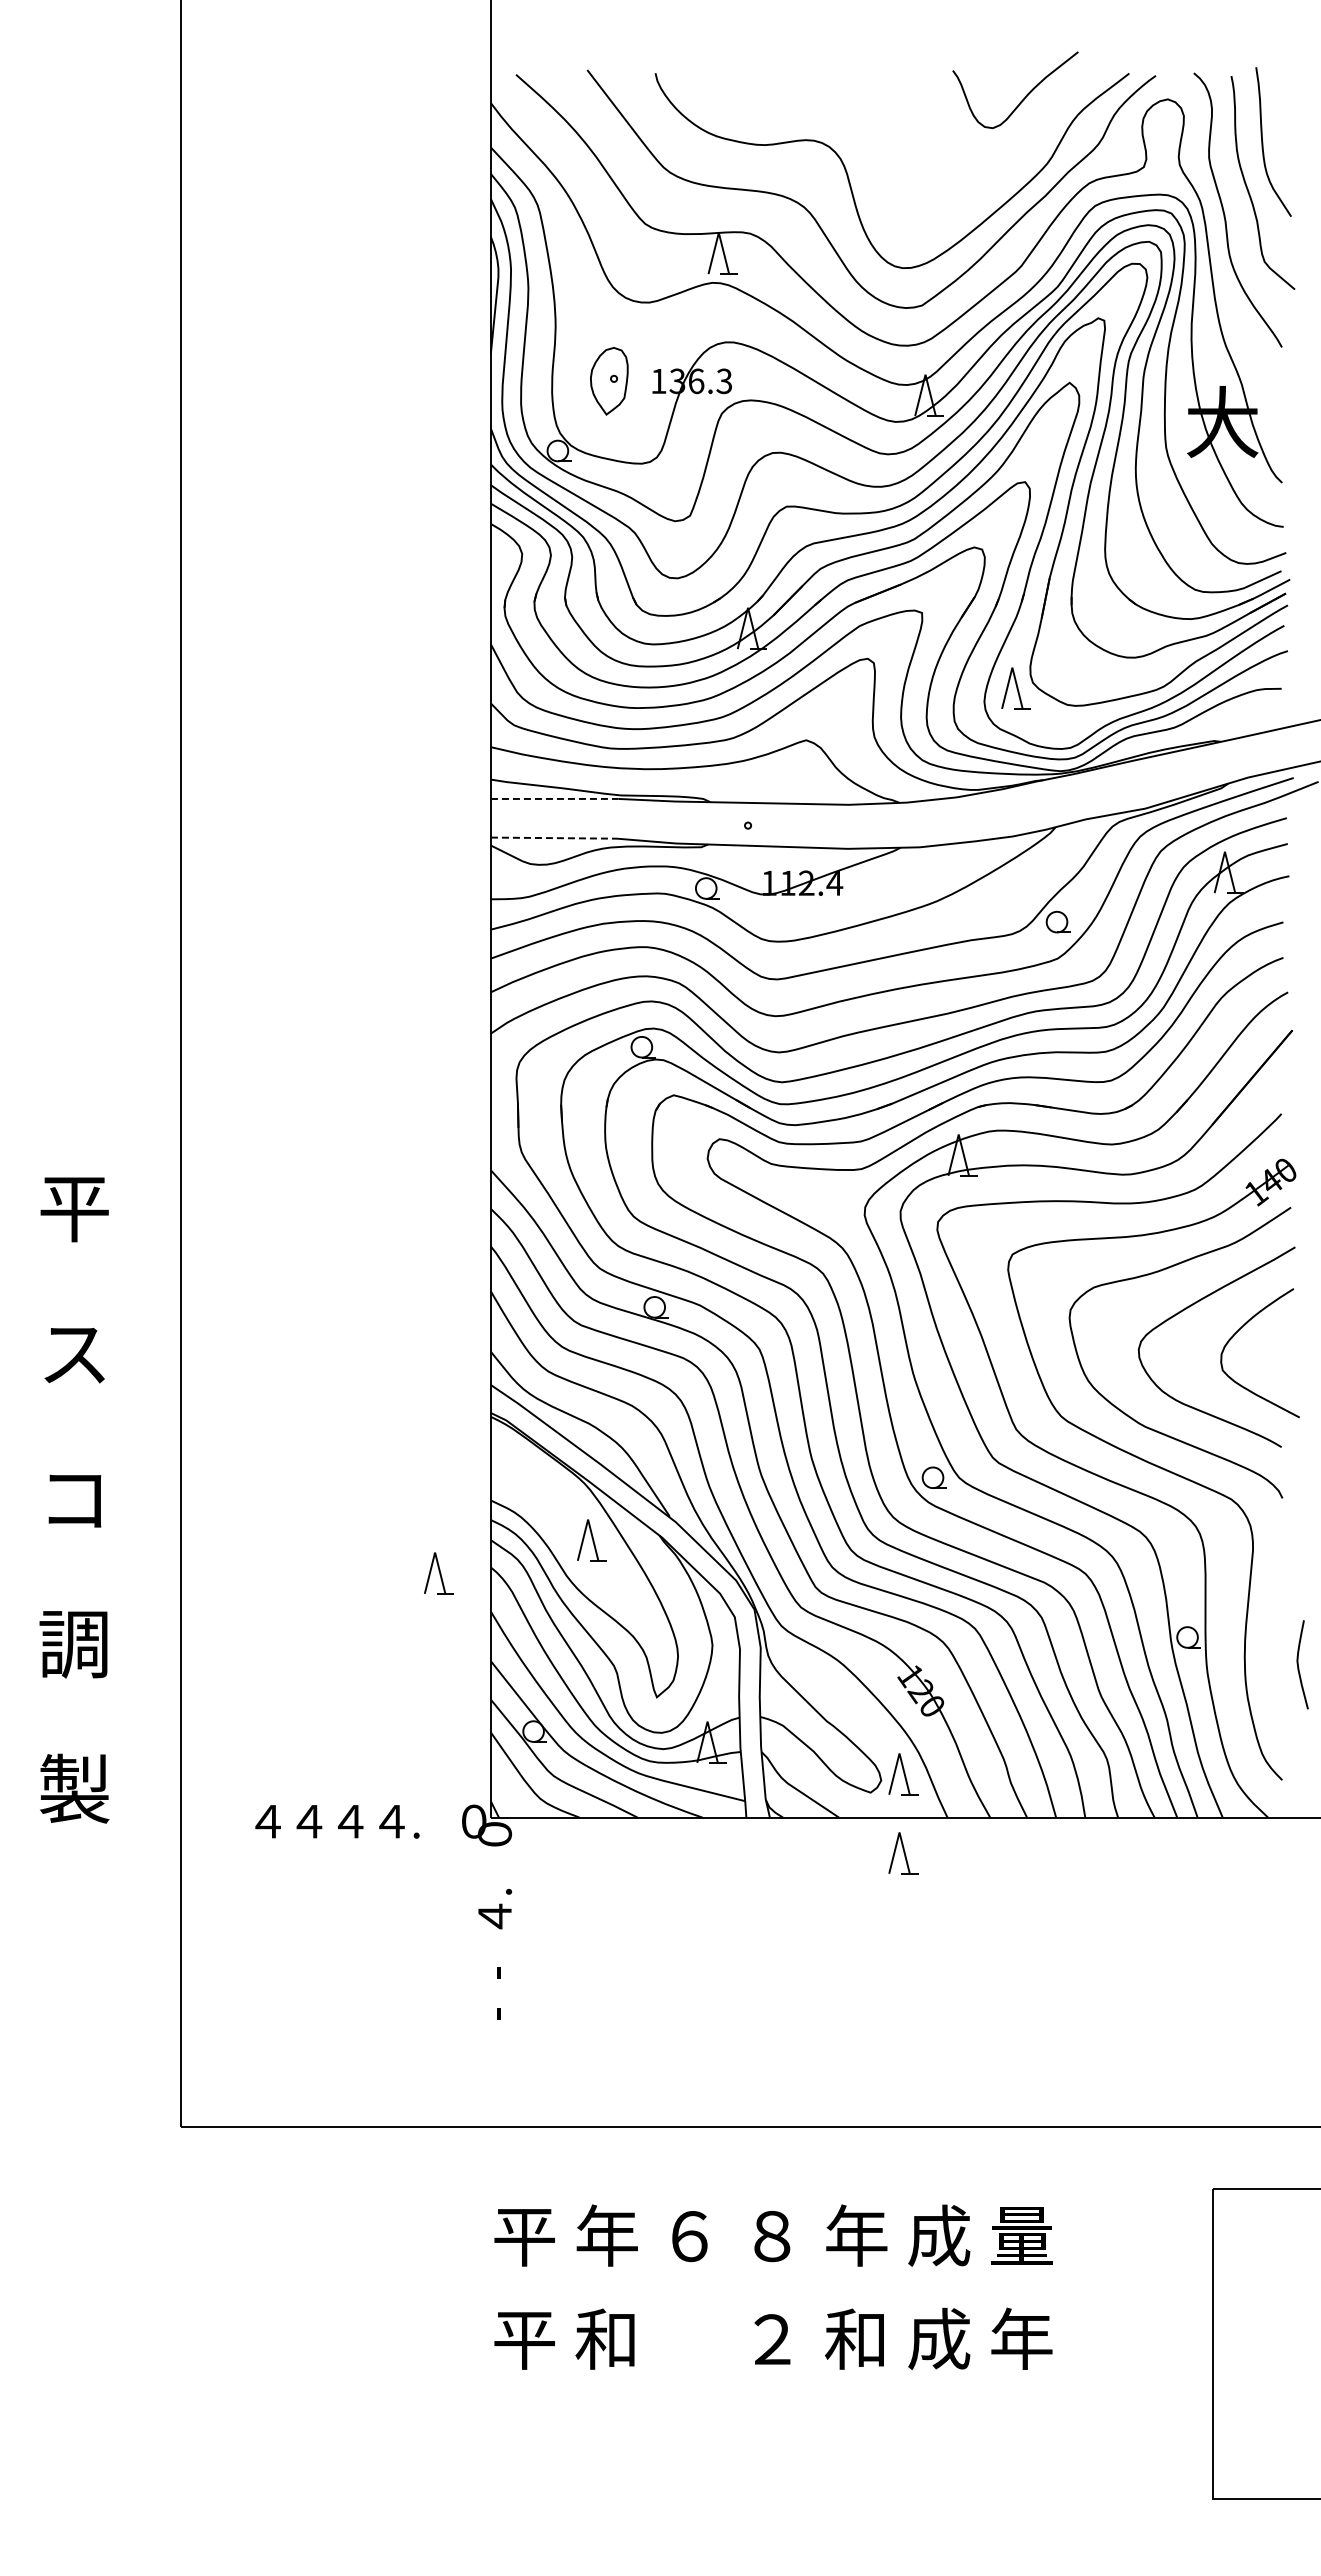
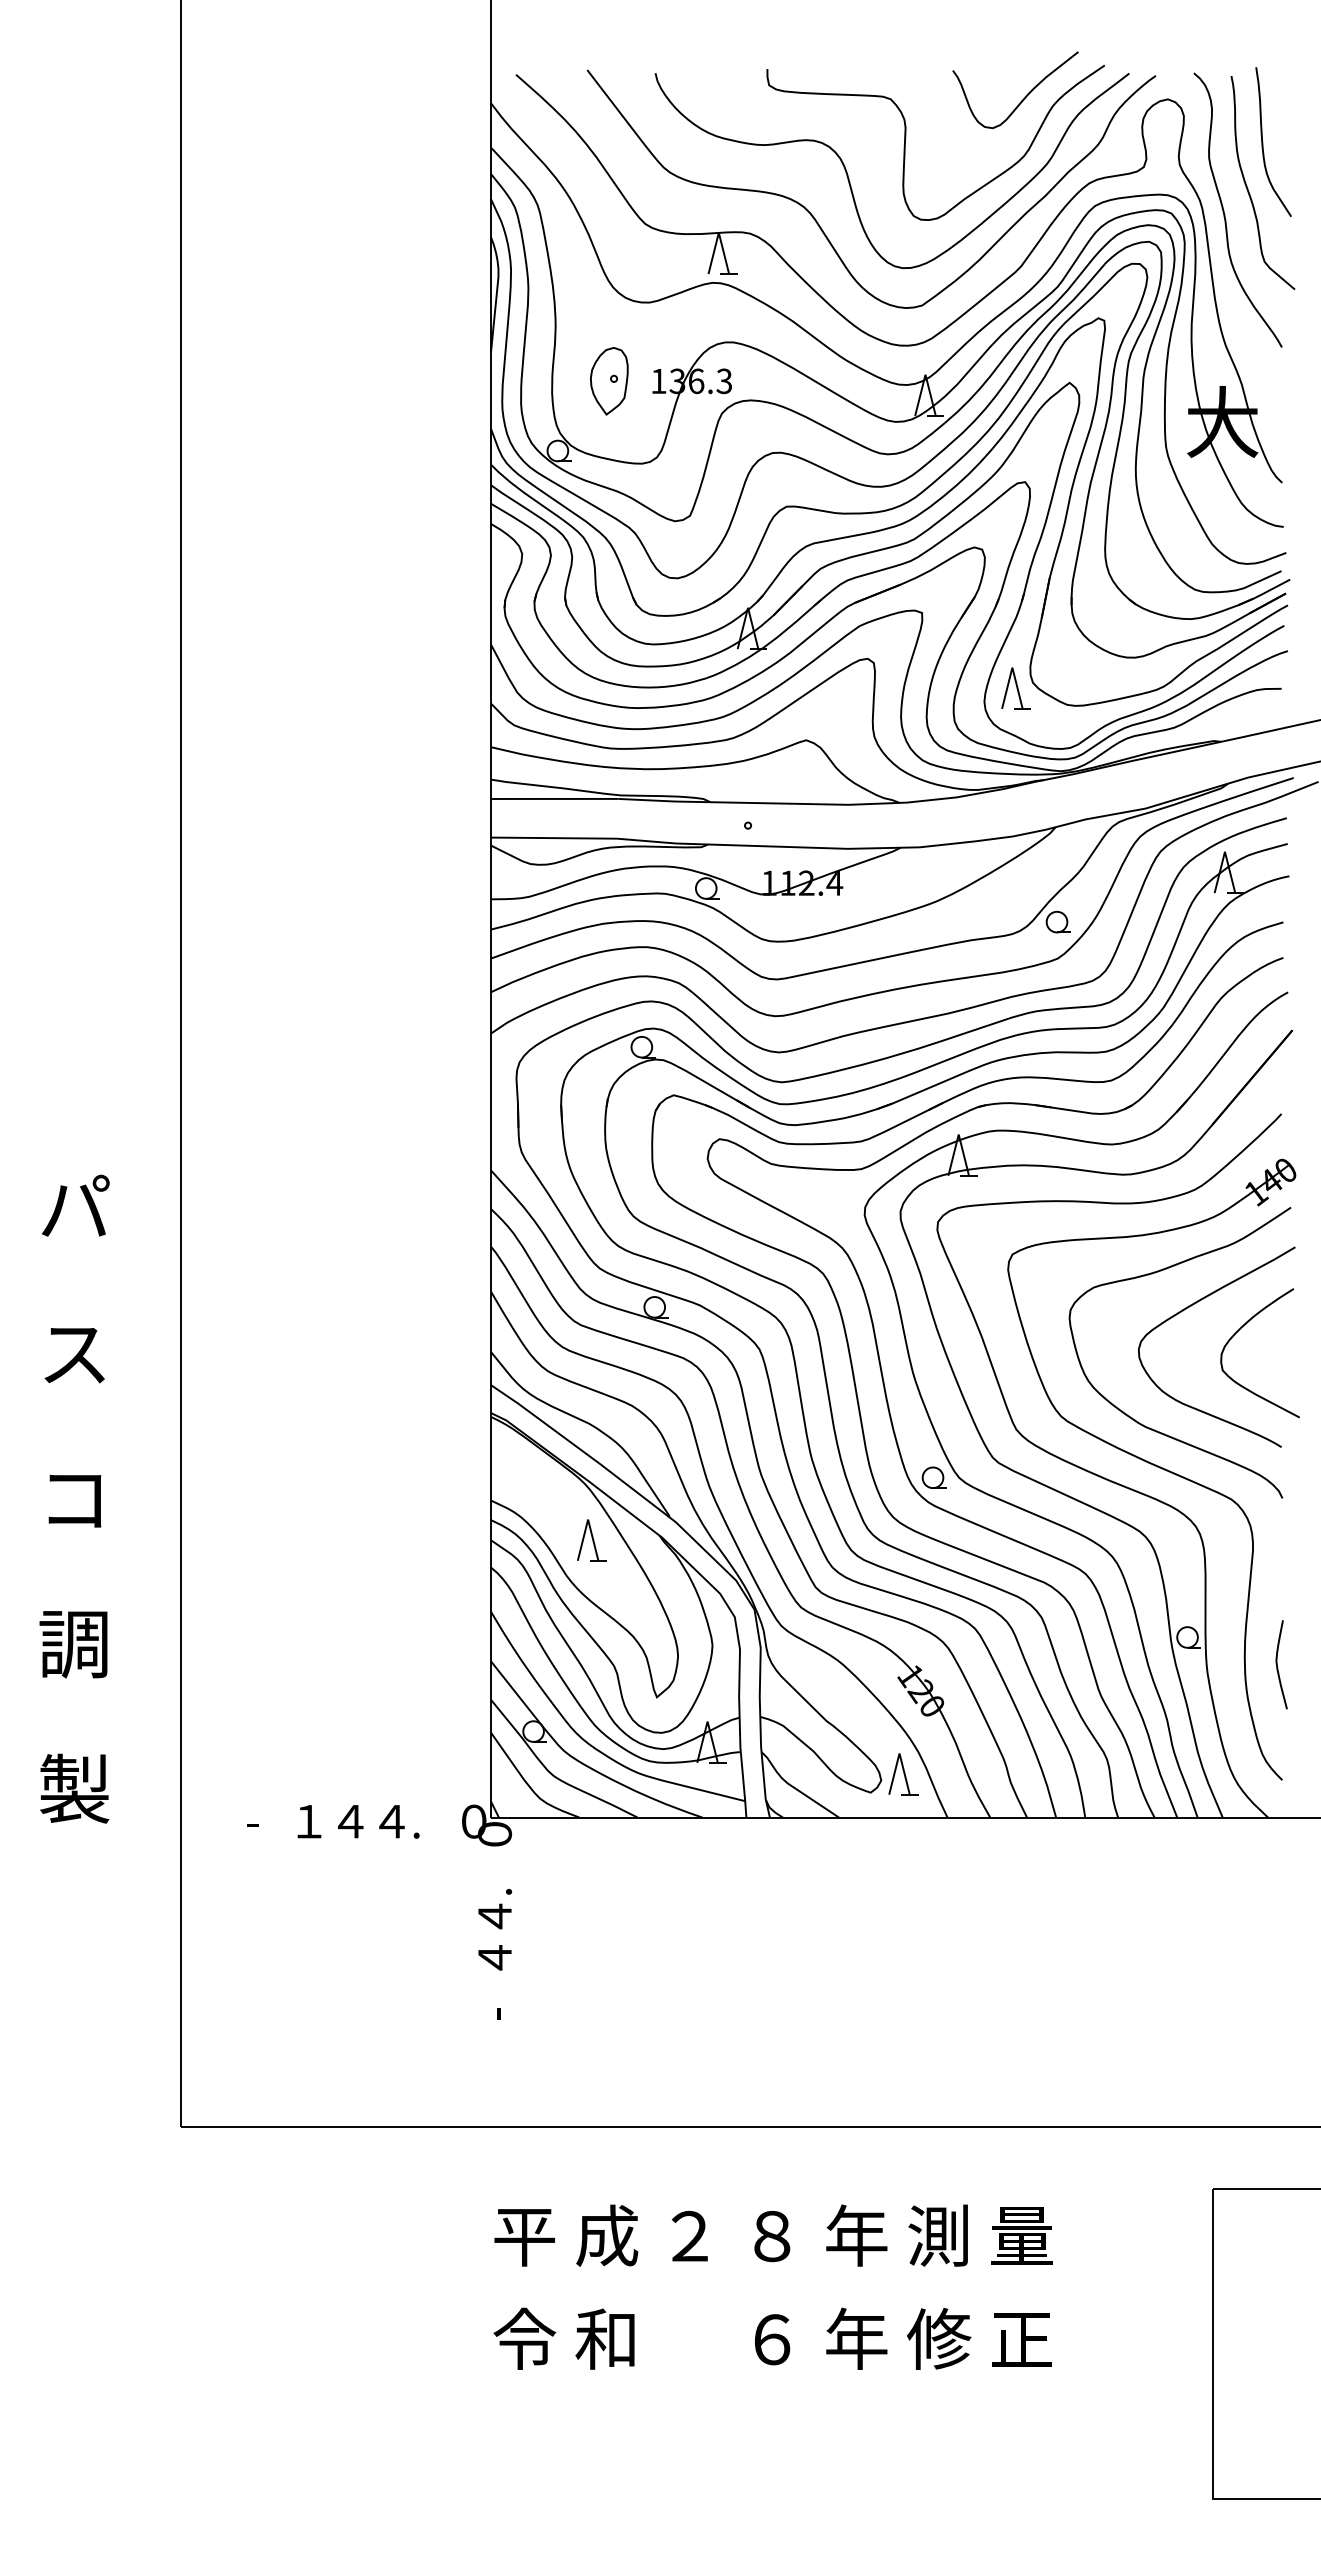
curve: none -> present (906, 137)
line: dashed -> solid (554, 798)
line: dashed -> solid (554, 838)
text: 平 -> パ (74, 1208)
part: present -> none (438, 1573)
curve position: (1298, 1664) -> (1277, 1664) (1277, 1664)
text: ４ -> - (263, 1821)
text: ４ -> １ (309, 1821)
part: present -> none (903, 1853)
text: - -> ４ (494, 1961)
text: 年 -> 成 (607, 2235)
text: 成 -> 測 (939, 2235)
text: ６ -> ２ (689, 2236)
text: 平 -> 令 (524, 2338)
text: 和 -> 年 (856, 2338)
text: 成 -> 修 (939, 2338)
text: 年 -> 正 (1021, 2338)
text: ２ -> ６ (772, 2339)
